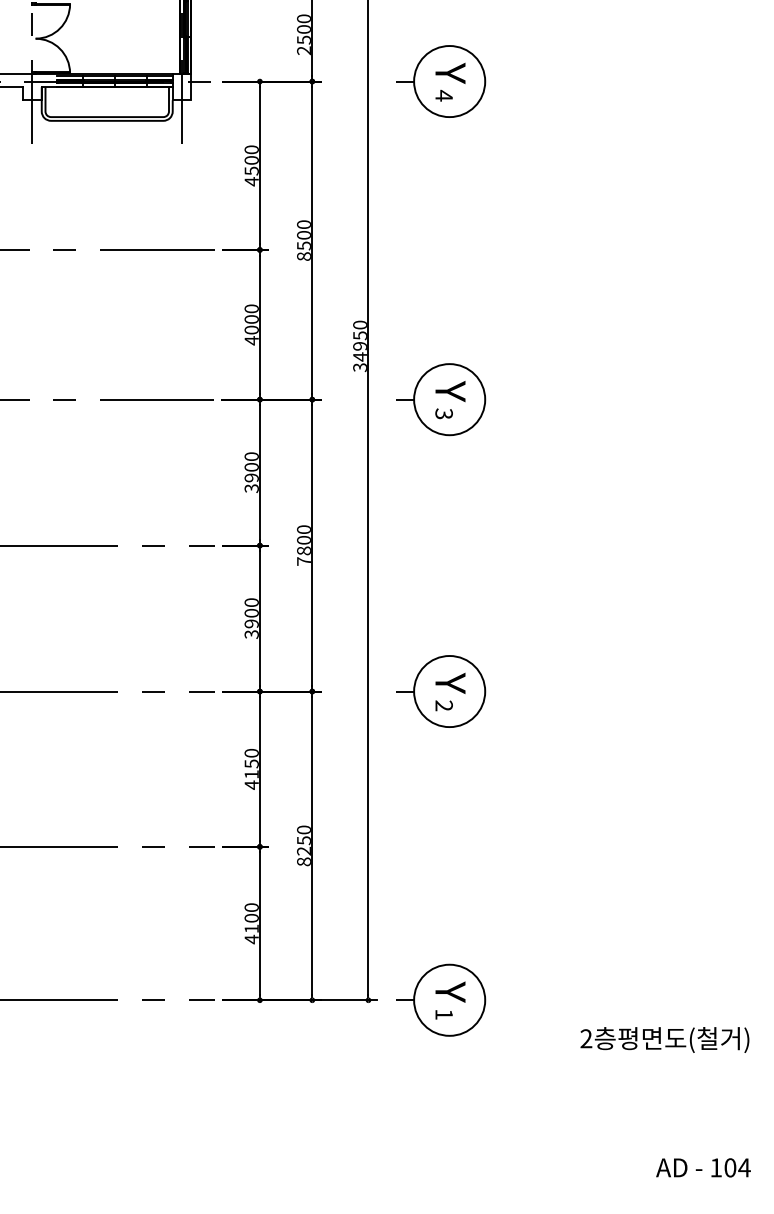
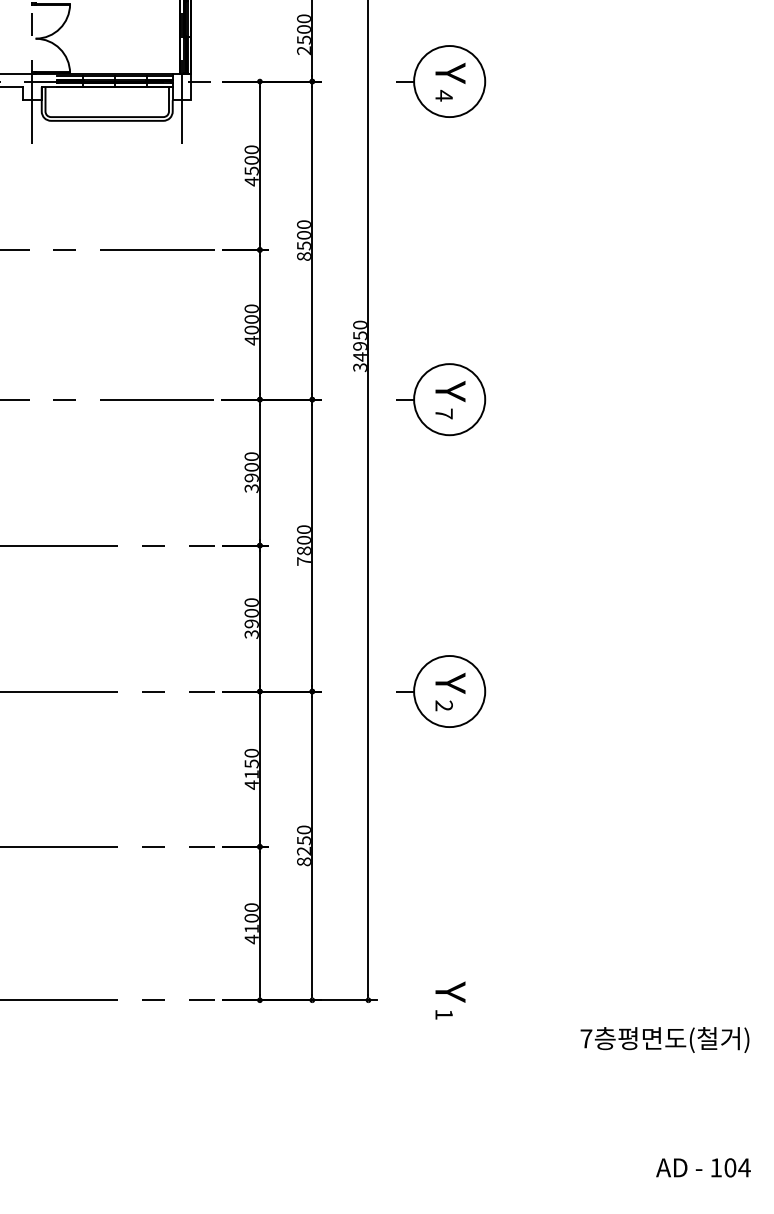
text: 3 -> 7 (443, 413)
part: present -> none (441, 999)
text: 2 -> 7 (586, 1038)
